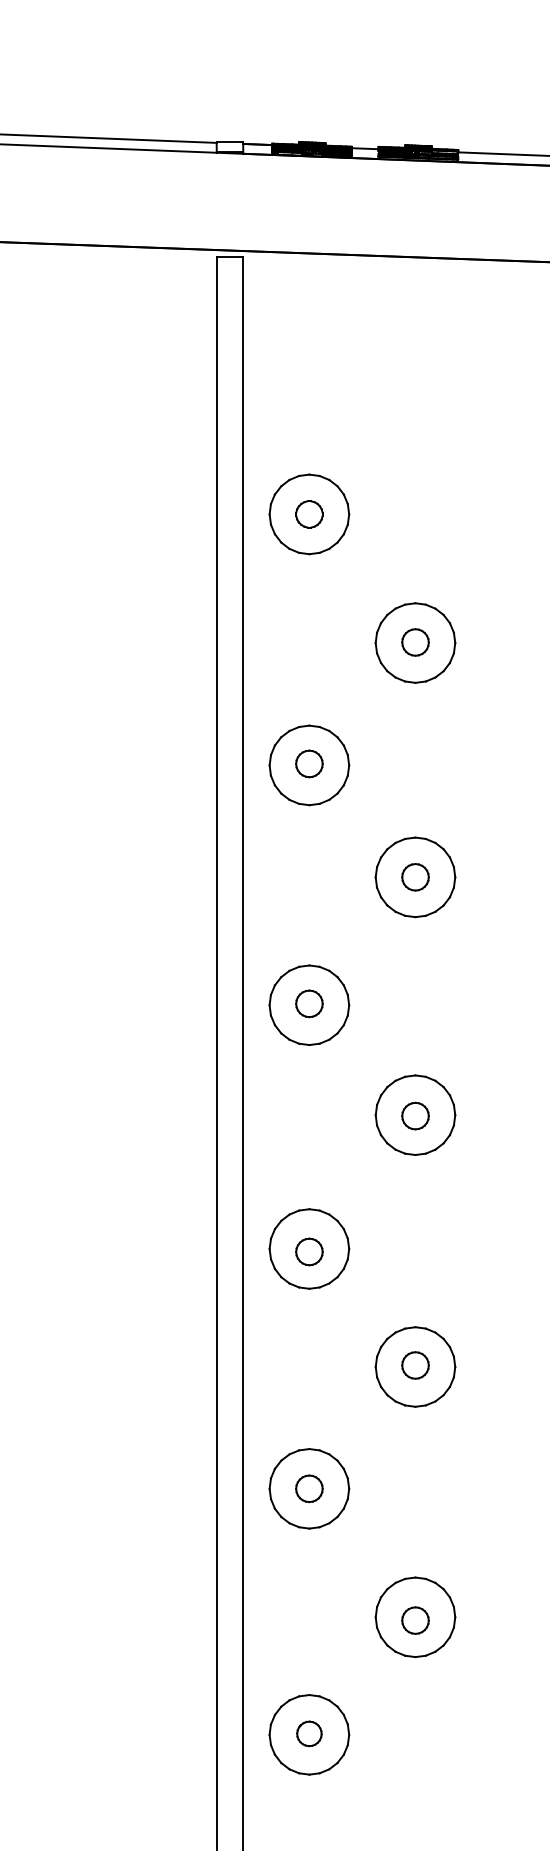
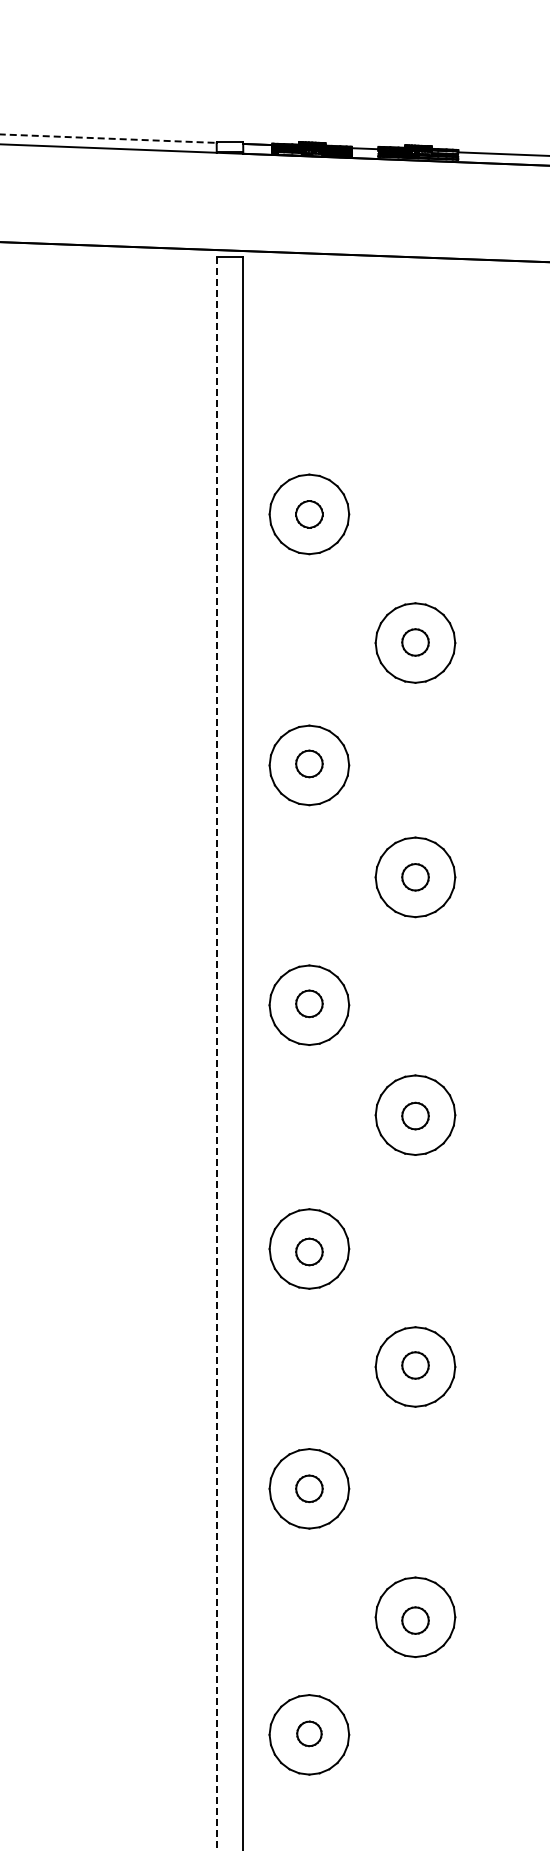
line: solid -> dashed (108, 138)
line: solid -> dashed (216, 1053)
